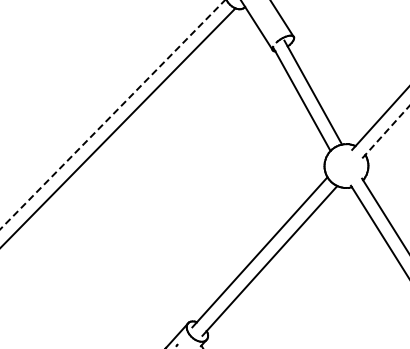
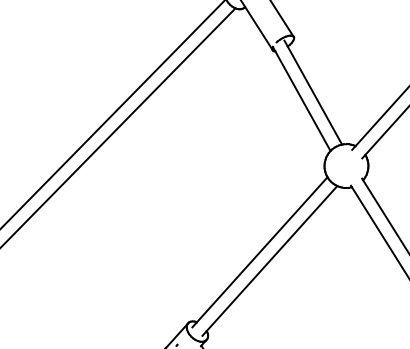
line: dashed -> solid (112, 115)
line: dashed -> solid (386, 131)
